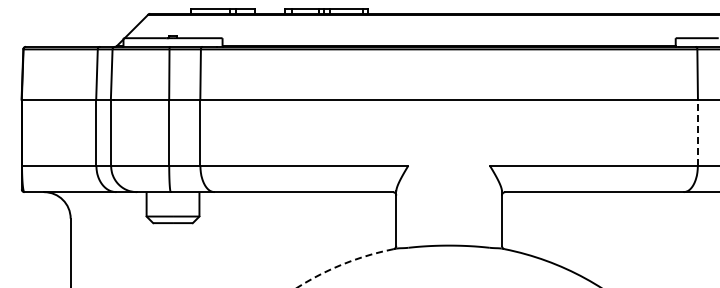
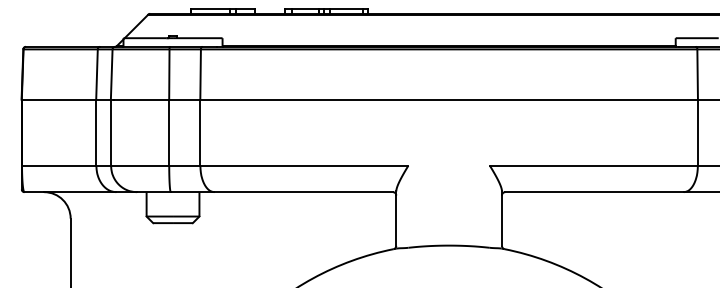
line: dashed -> solid (697, 132)
arc: dashed -> solid (342, 264)
